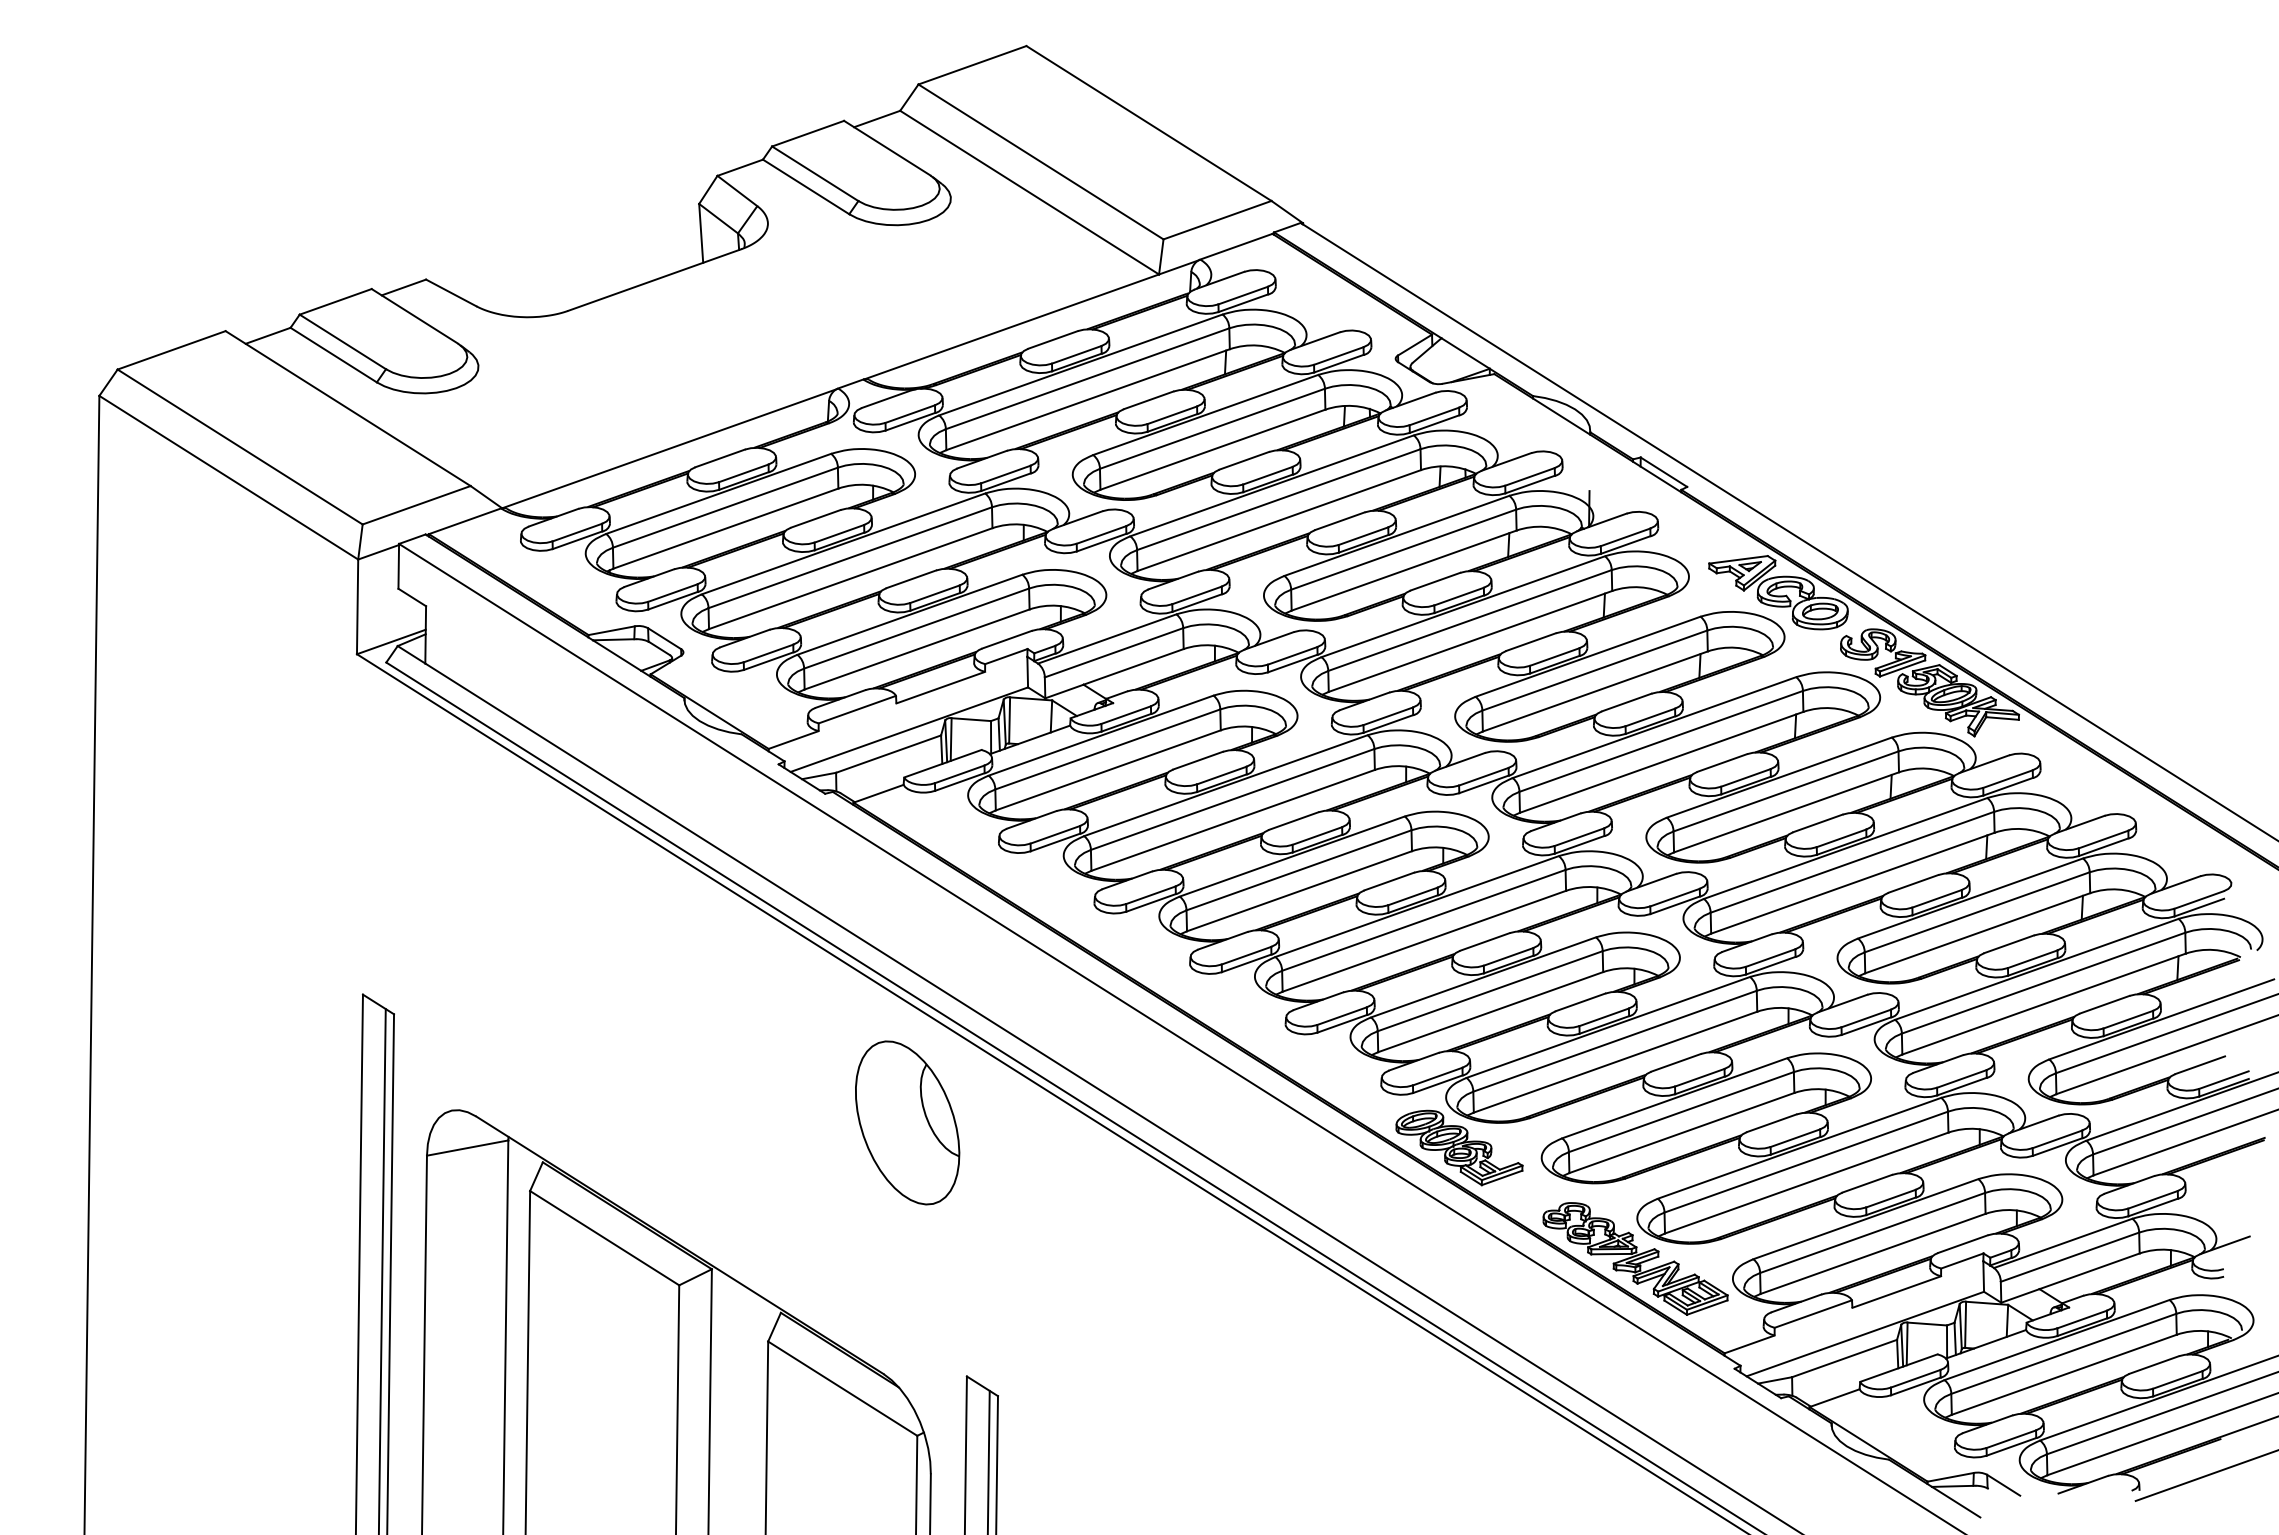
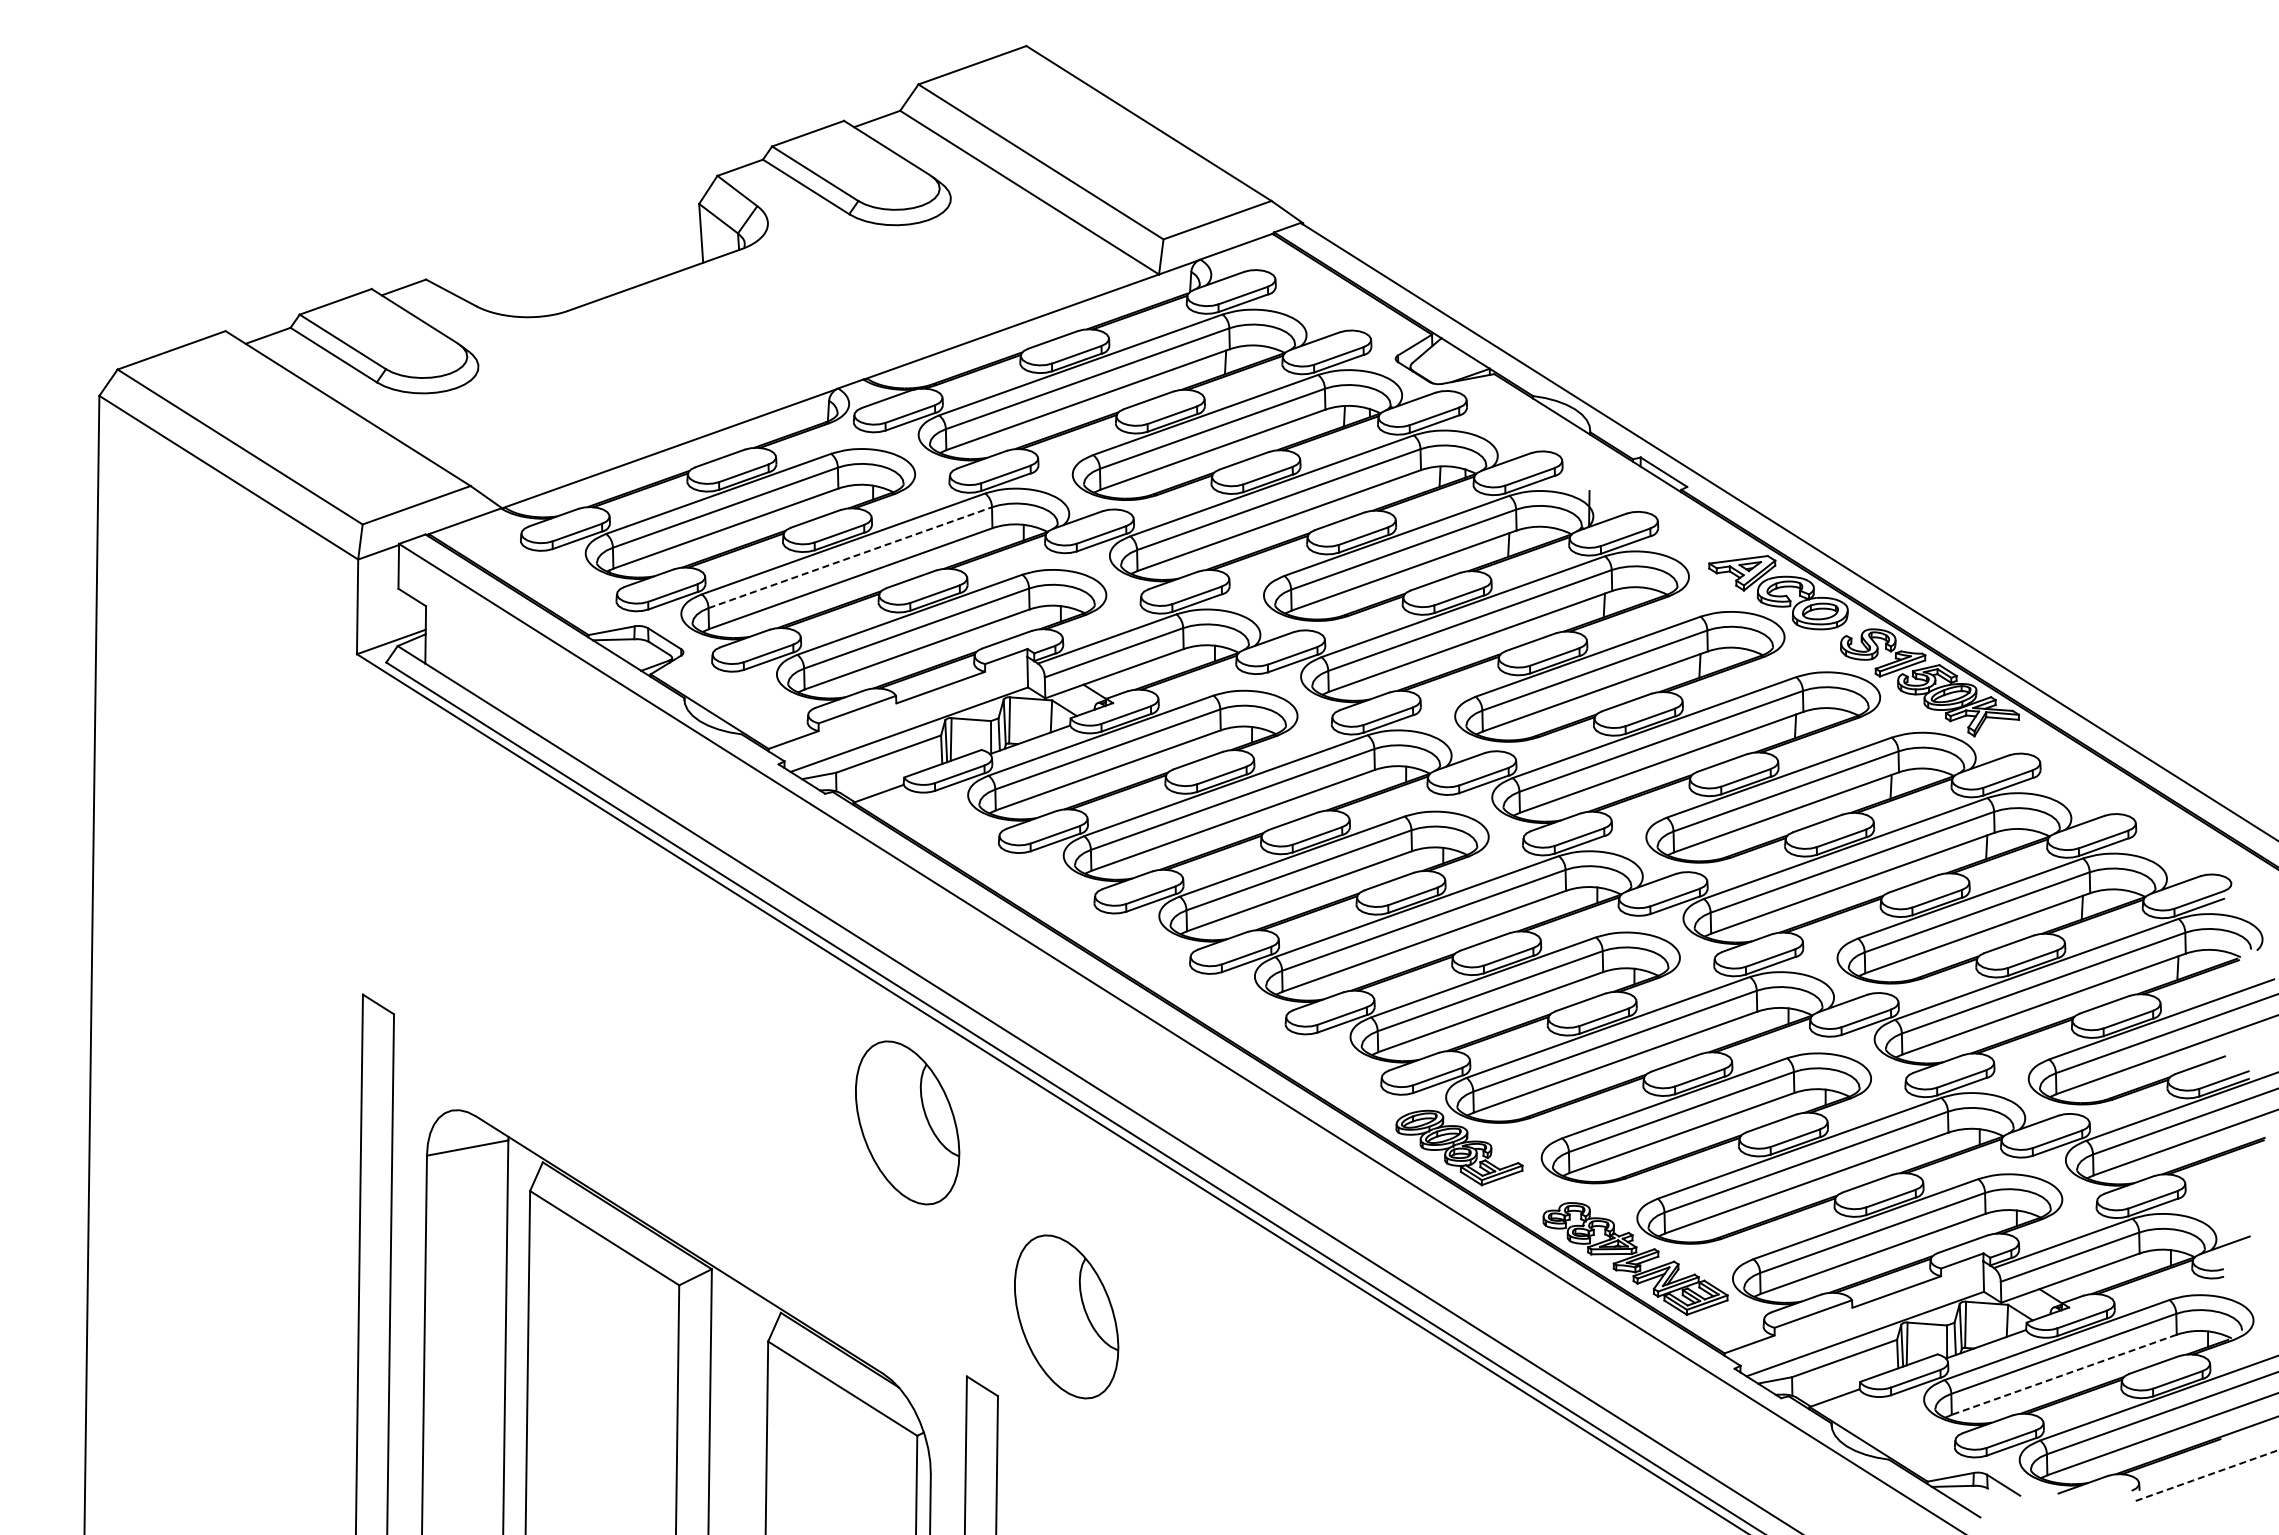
line: solid -> dashed (850, 557)
line: present -> none (381, 1270)
part: none -> present (1066, 1316)
line: solid -> dashed (2063, 1374)
line: present -> none (988, 1460)
line: solid -> dashed (2207, 1475)
